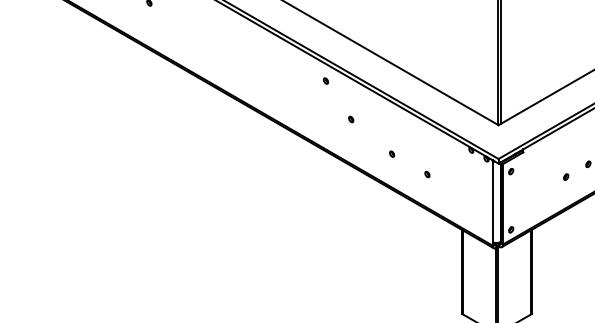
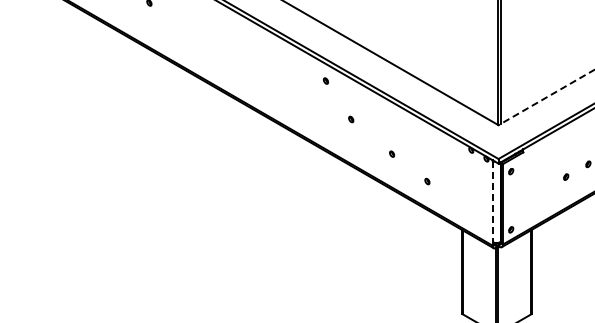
line: solid -> dashed (546, 97)
part position: (427, 174) -> (427, 181) (427, 181)
line: solid -> dashed (492, 201)
